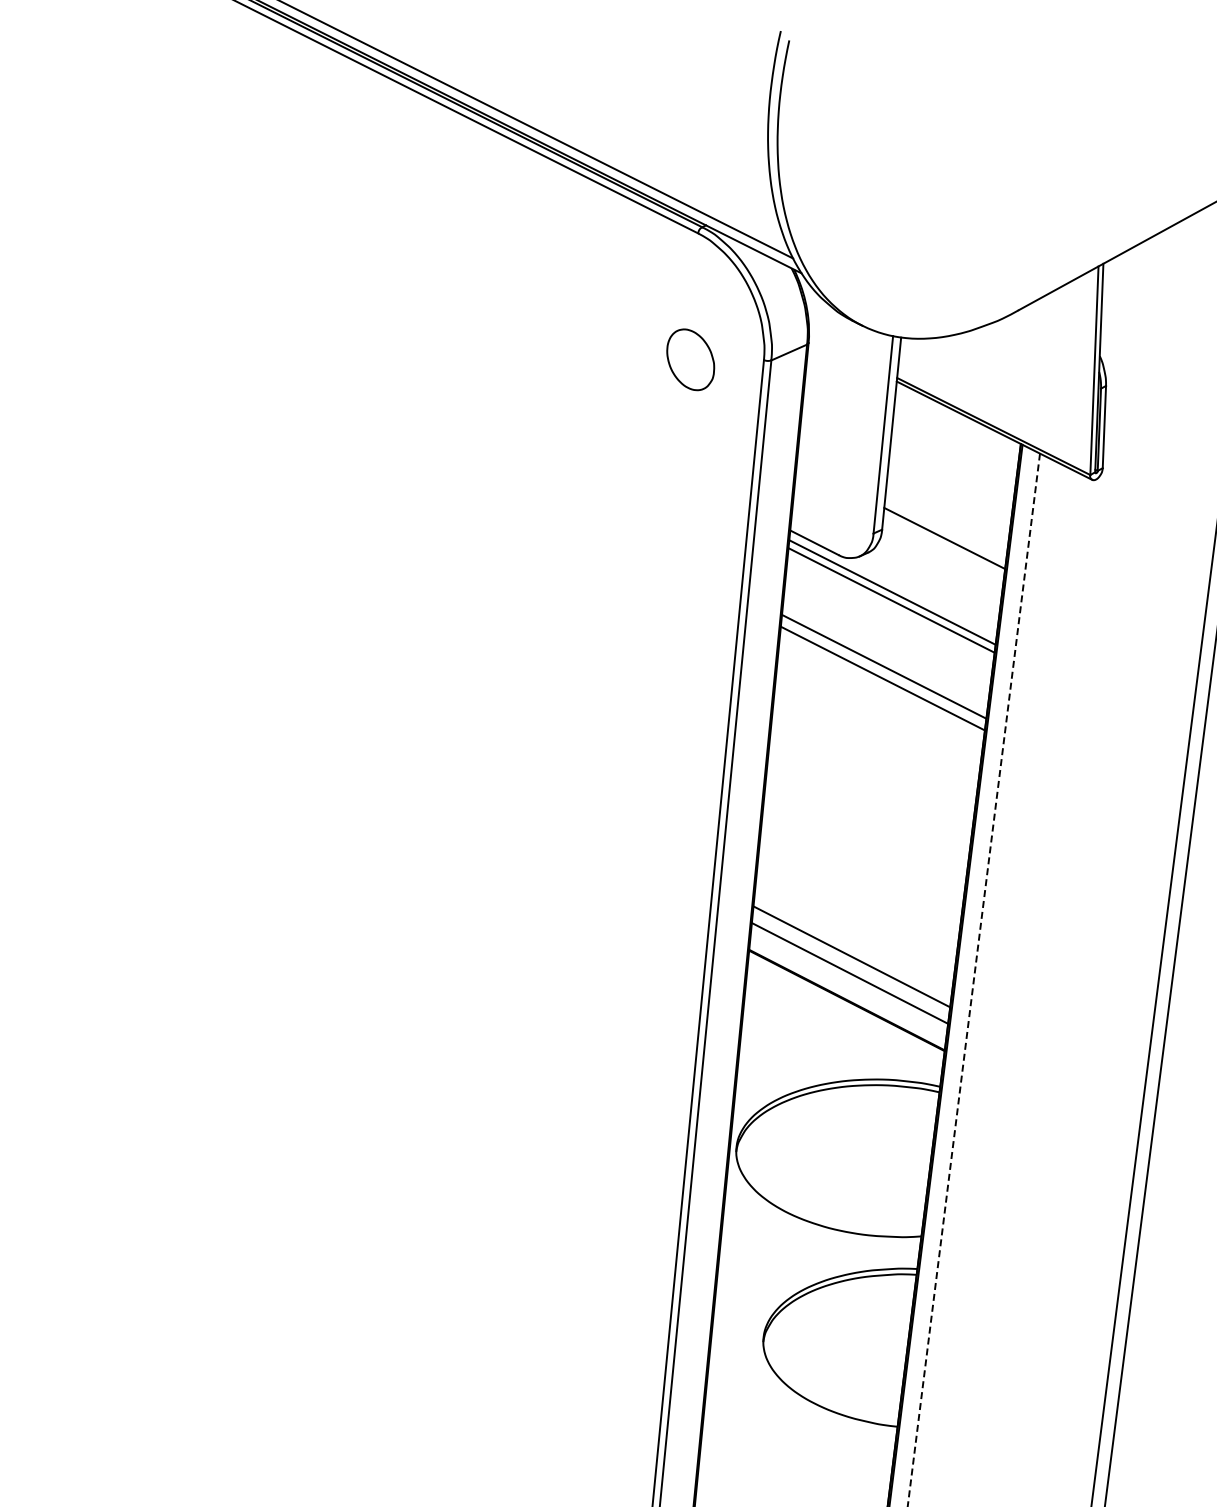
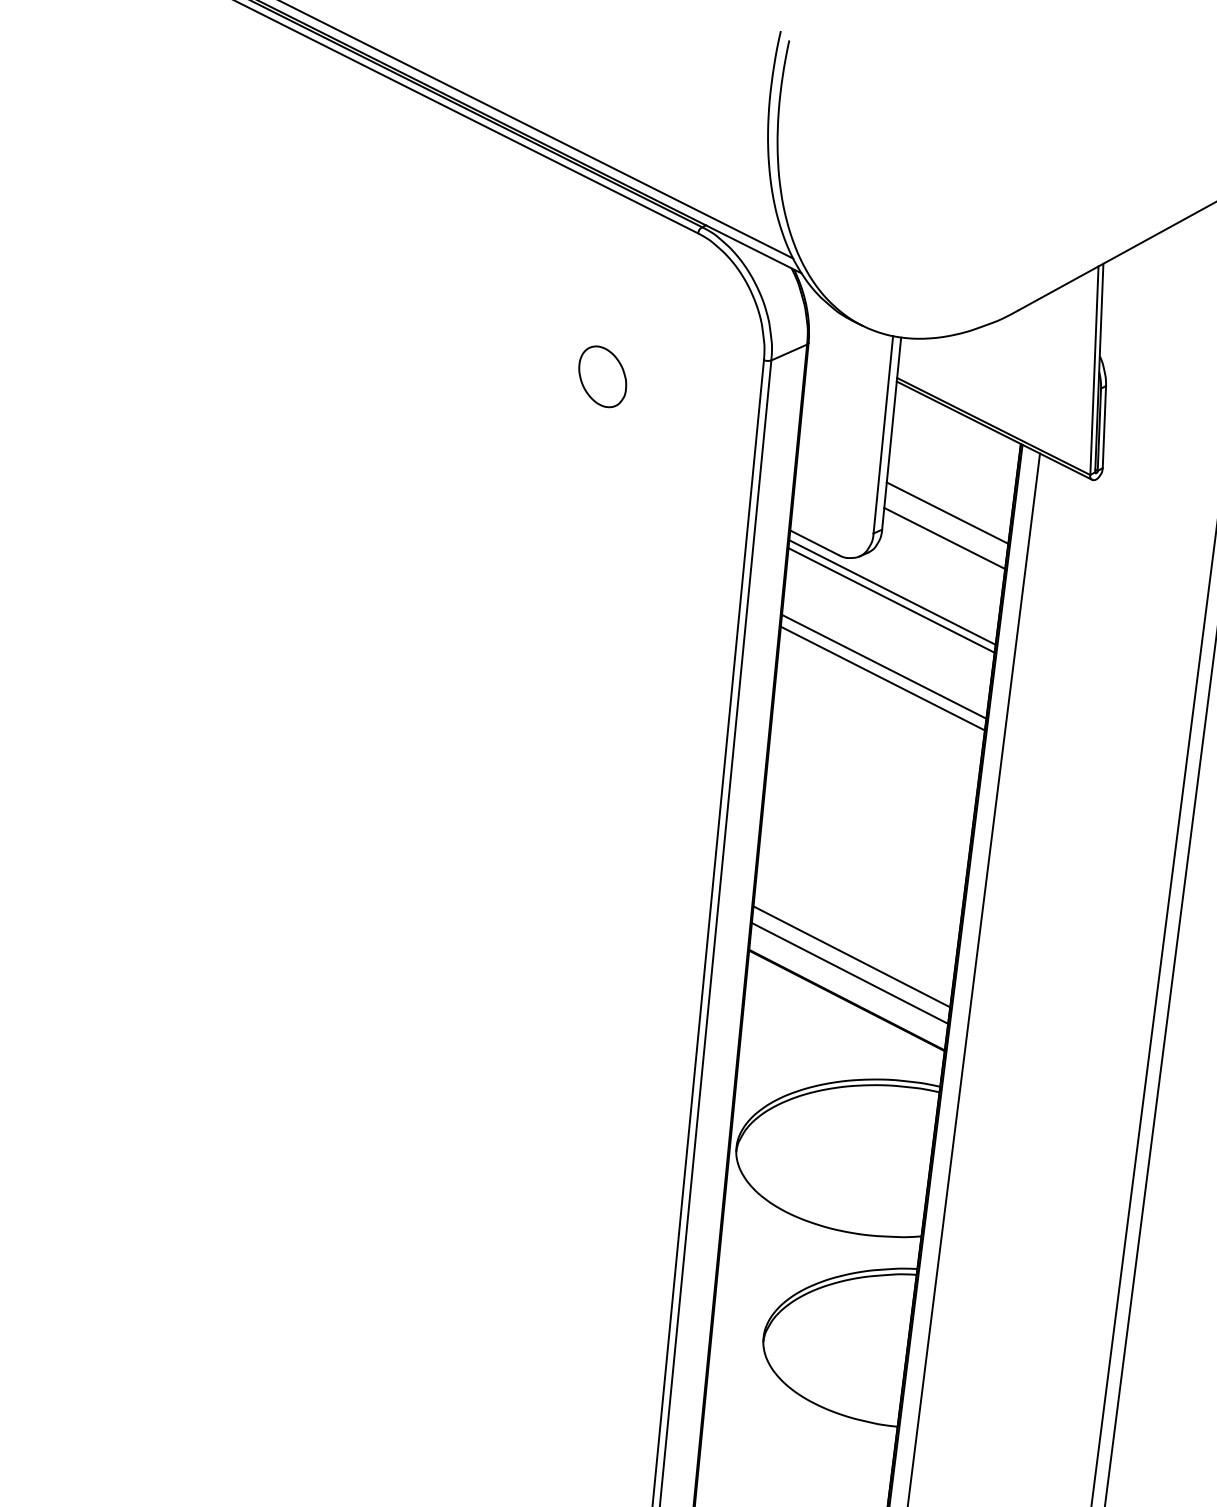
part position: (690, 359) -> (602, 376) (602, 376)
line: none -> present (947, 512)
line: dashed -> solid (973, 980)
